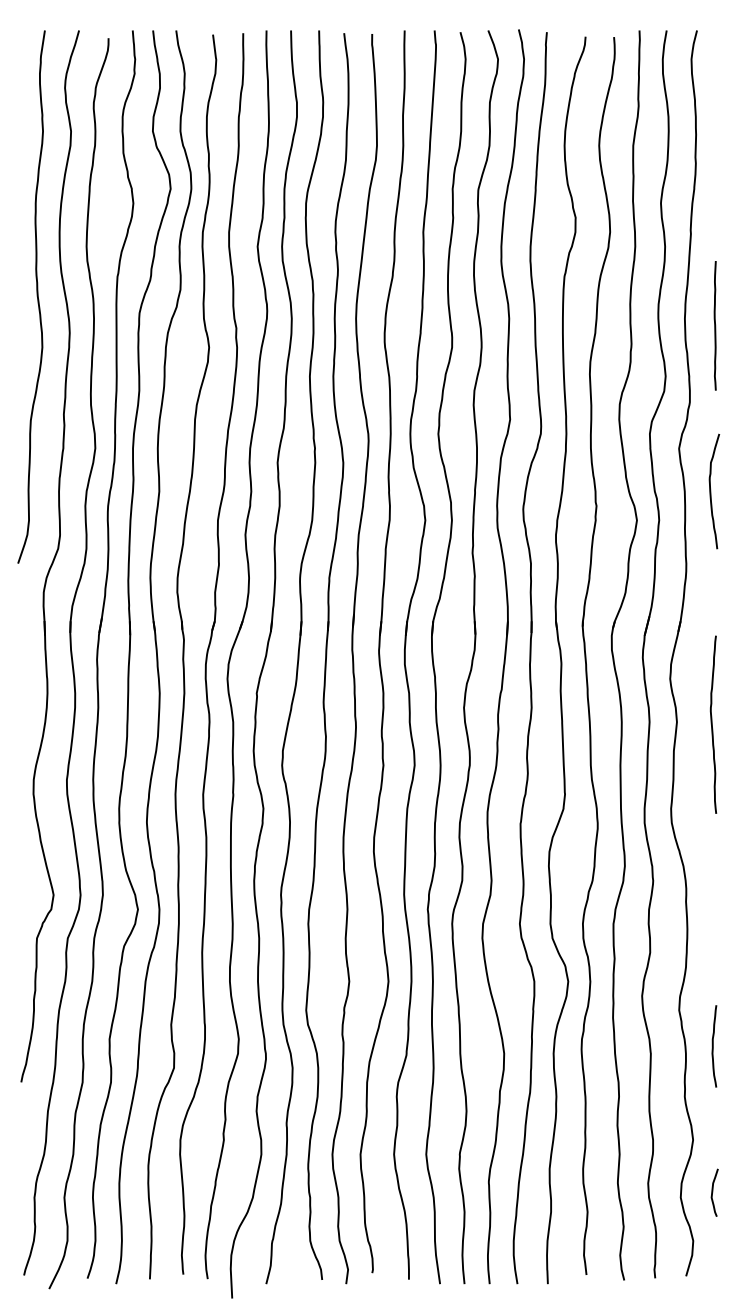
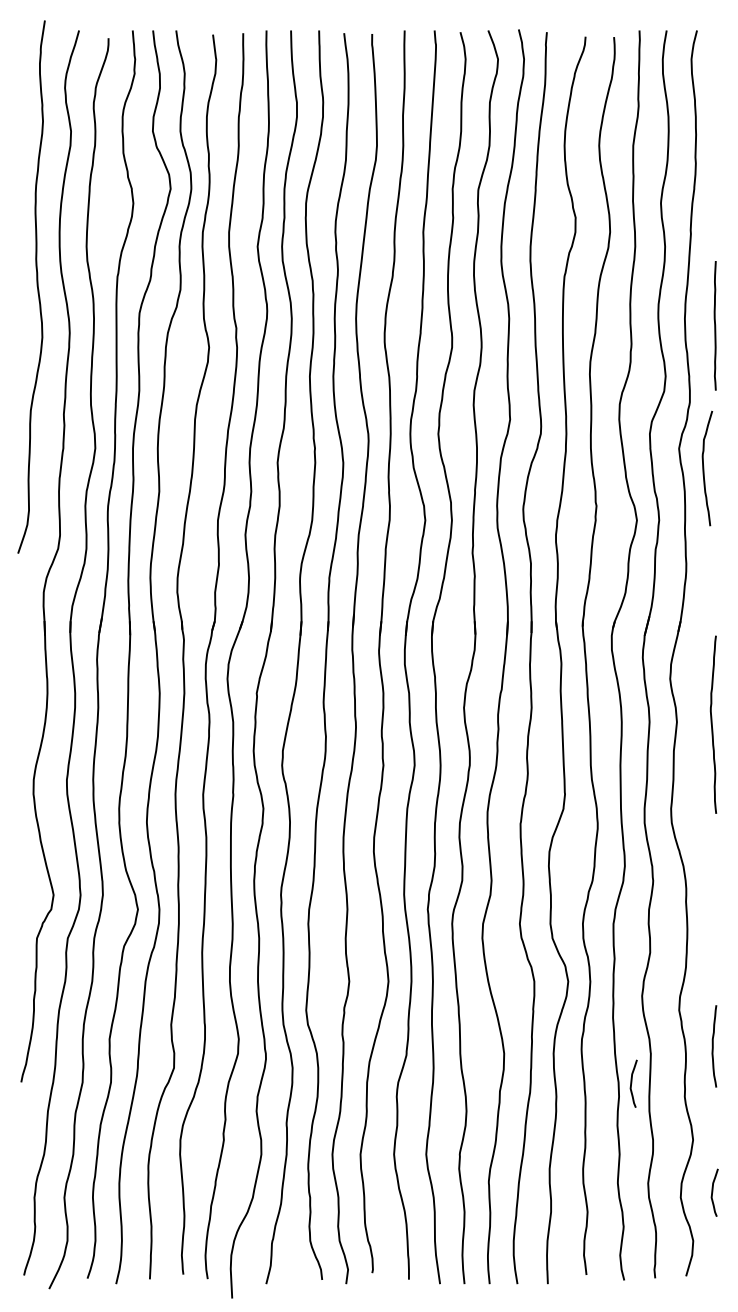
curve position: (36, 296) -> (36, 286) (36, 286)
curve position: (711, 491) -> (704, 468) (704, 468)
curve: none -> present (632, 1083)
